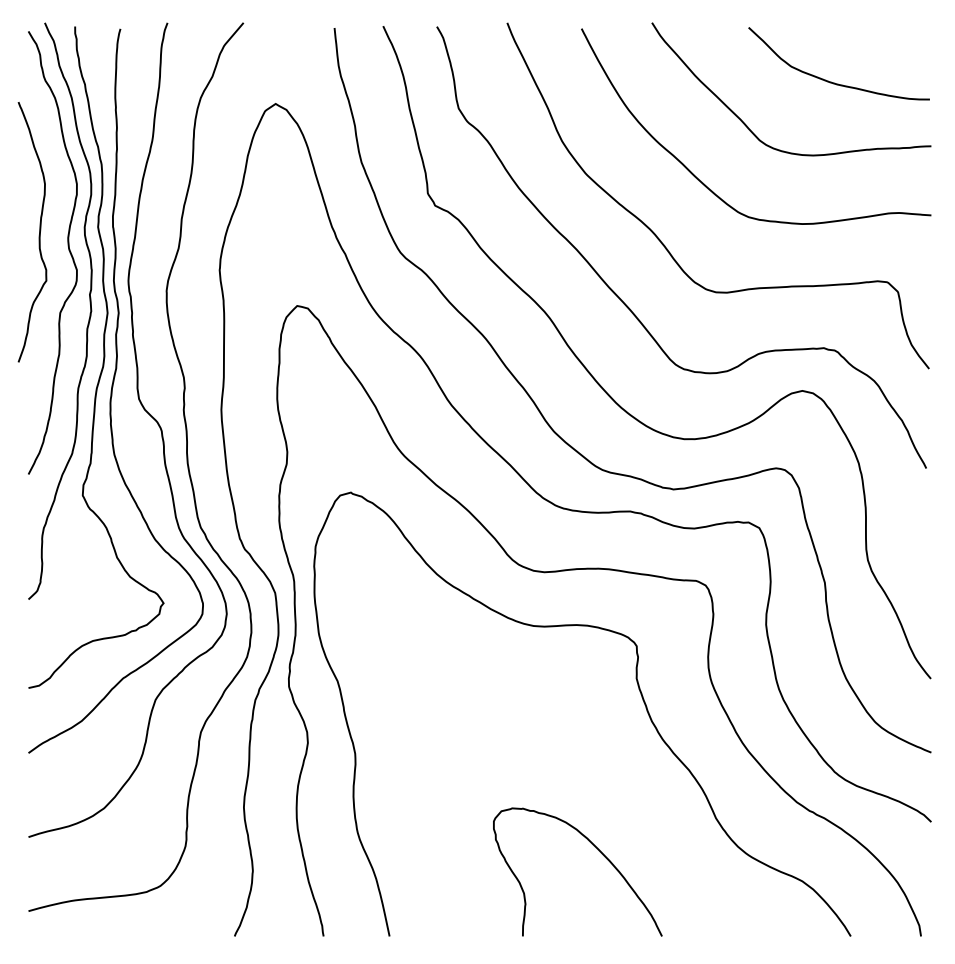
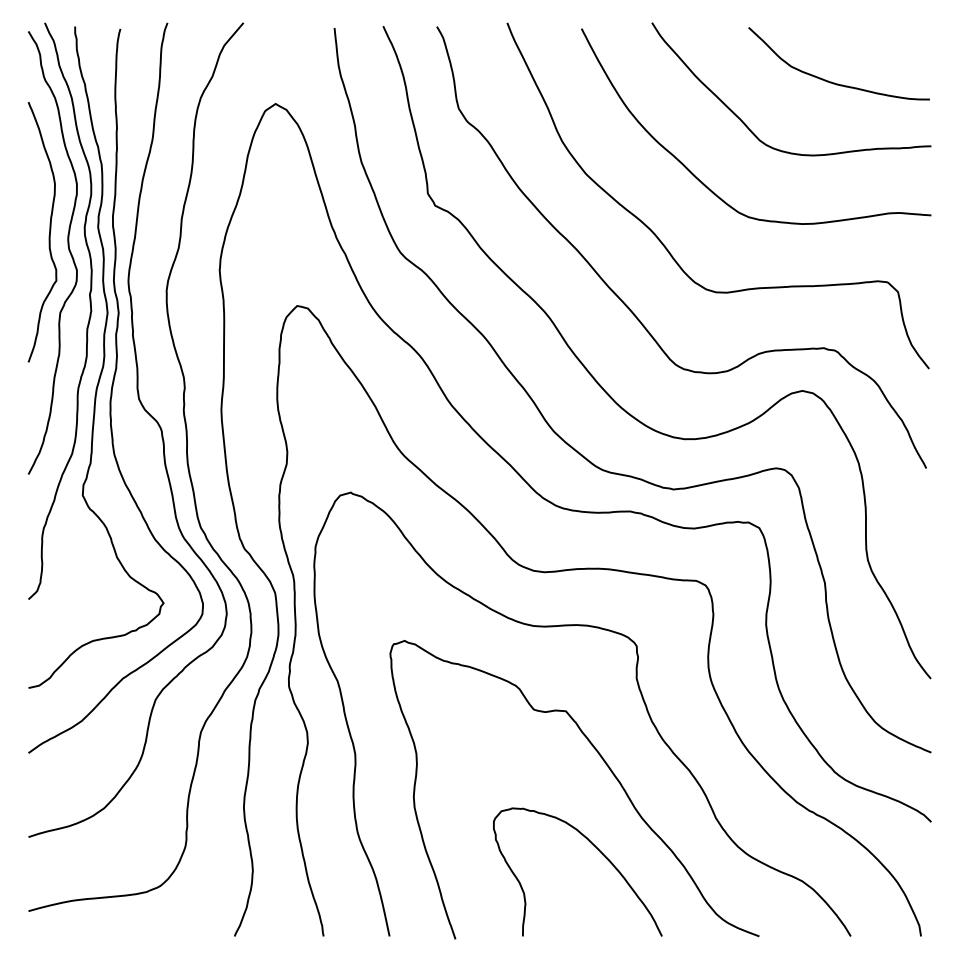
curve position: (38, 235) -> (48, 235) (48, 235)
curve: none -> present (605, 764)
